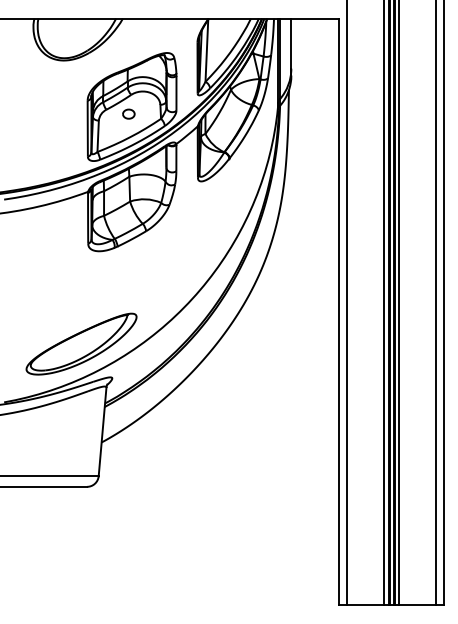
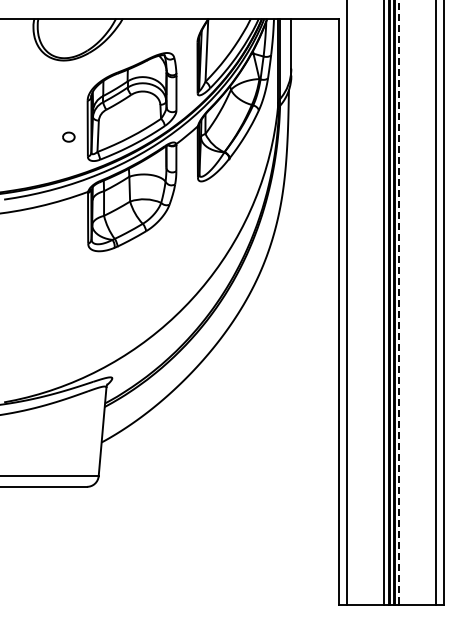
part position: (128, 113) -> (68, 136) (68, 136)
line: solid -> dashed (399, 303)
part: present -> none (81, 343)
